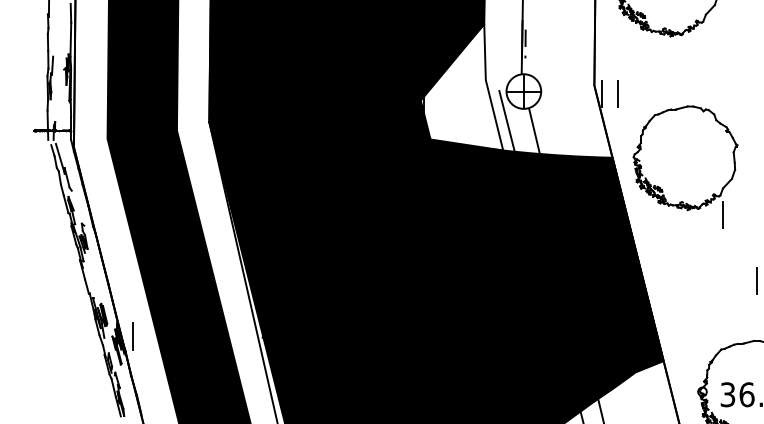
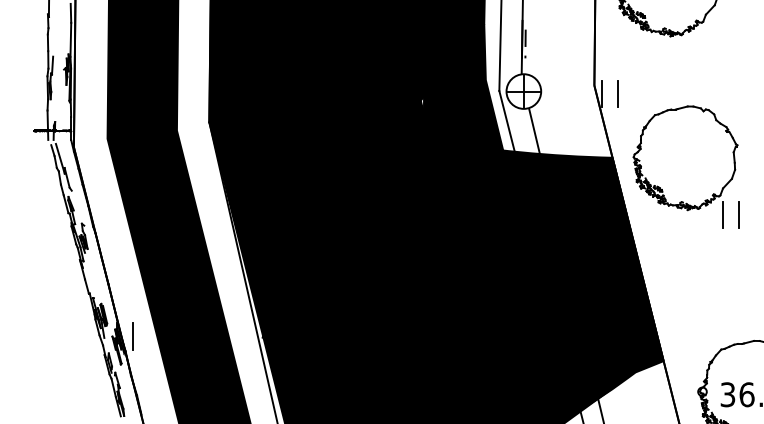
line: none -> present (500, 46)
fill: none -> present (463, 87)
line position: (756, 280) -> (738, 214) (738, 214)
